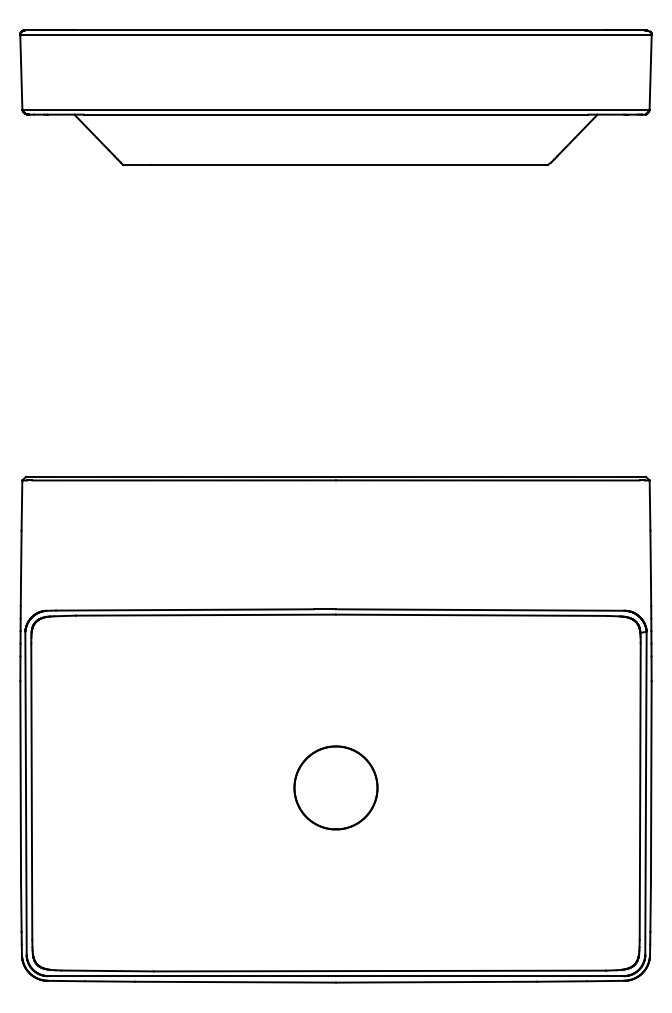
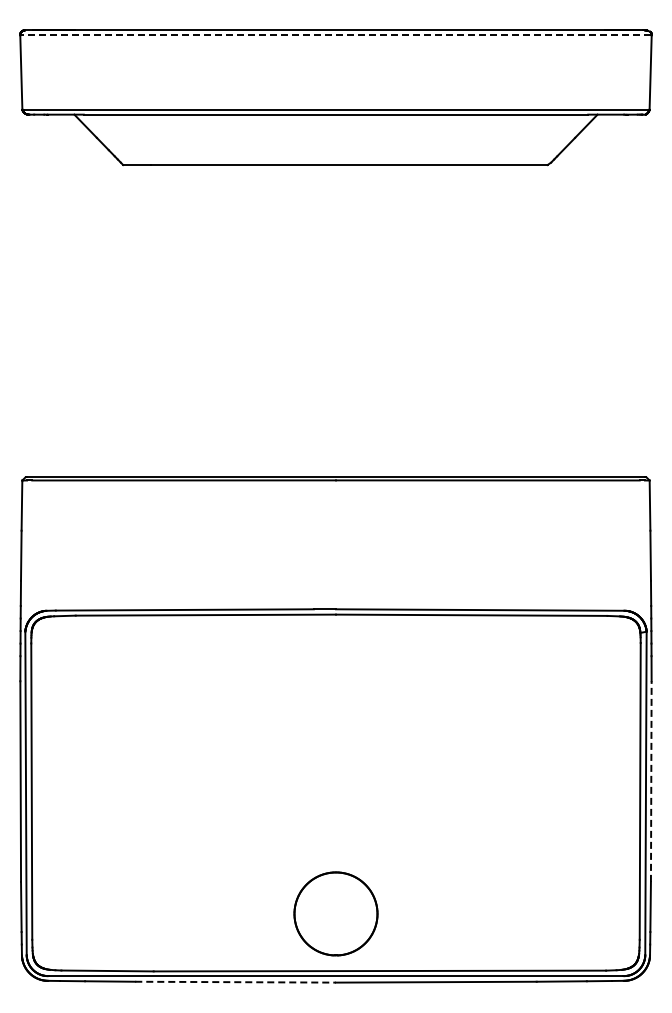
line: solid -> dashed (335, 35)
line: solid -> dashed (651, 781)
part position: (335, 787) -> (335, 913) (335, 913)
line: solid -> dashed (236, 982)
